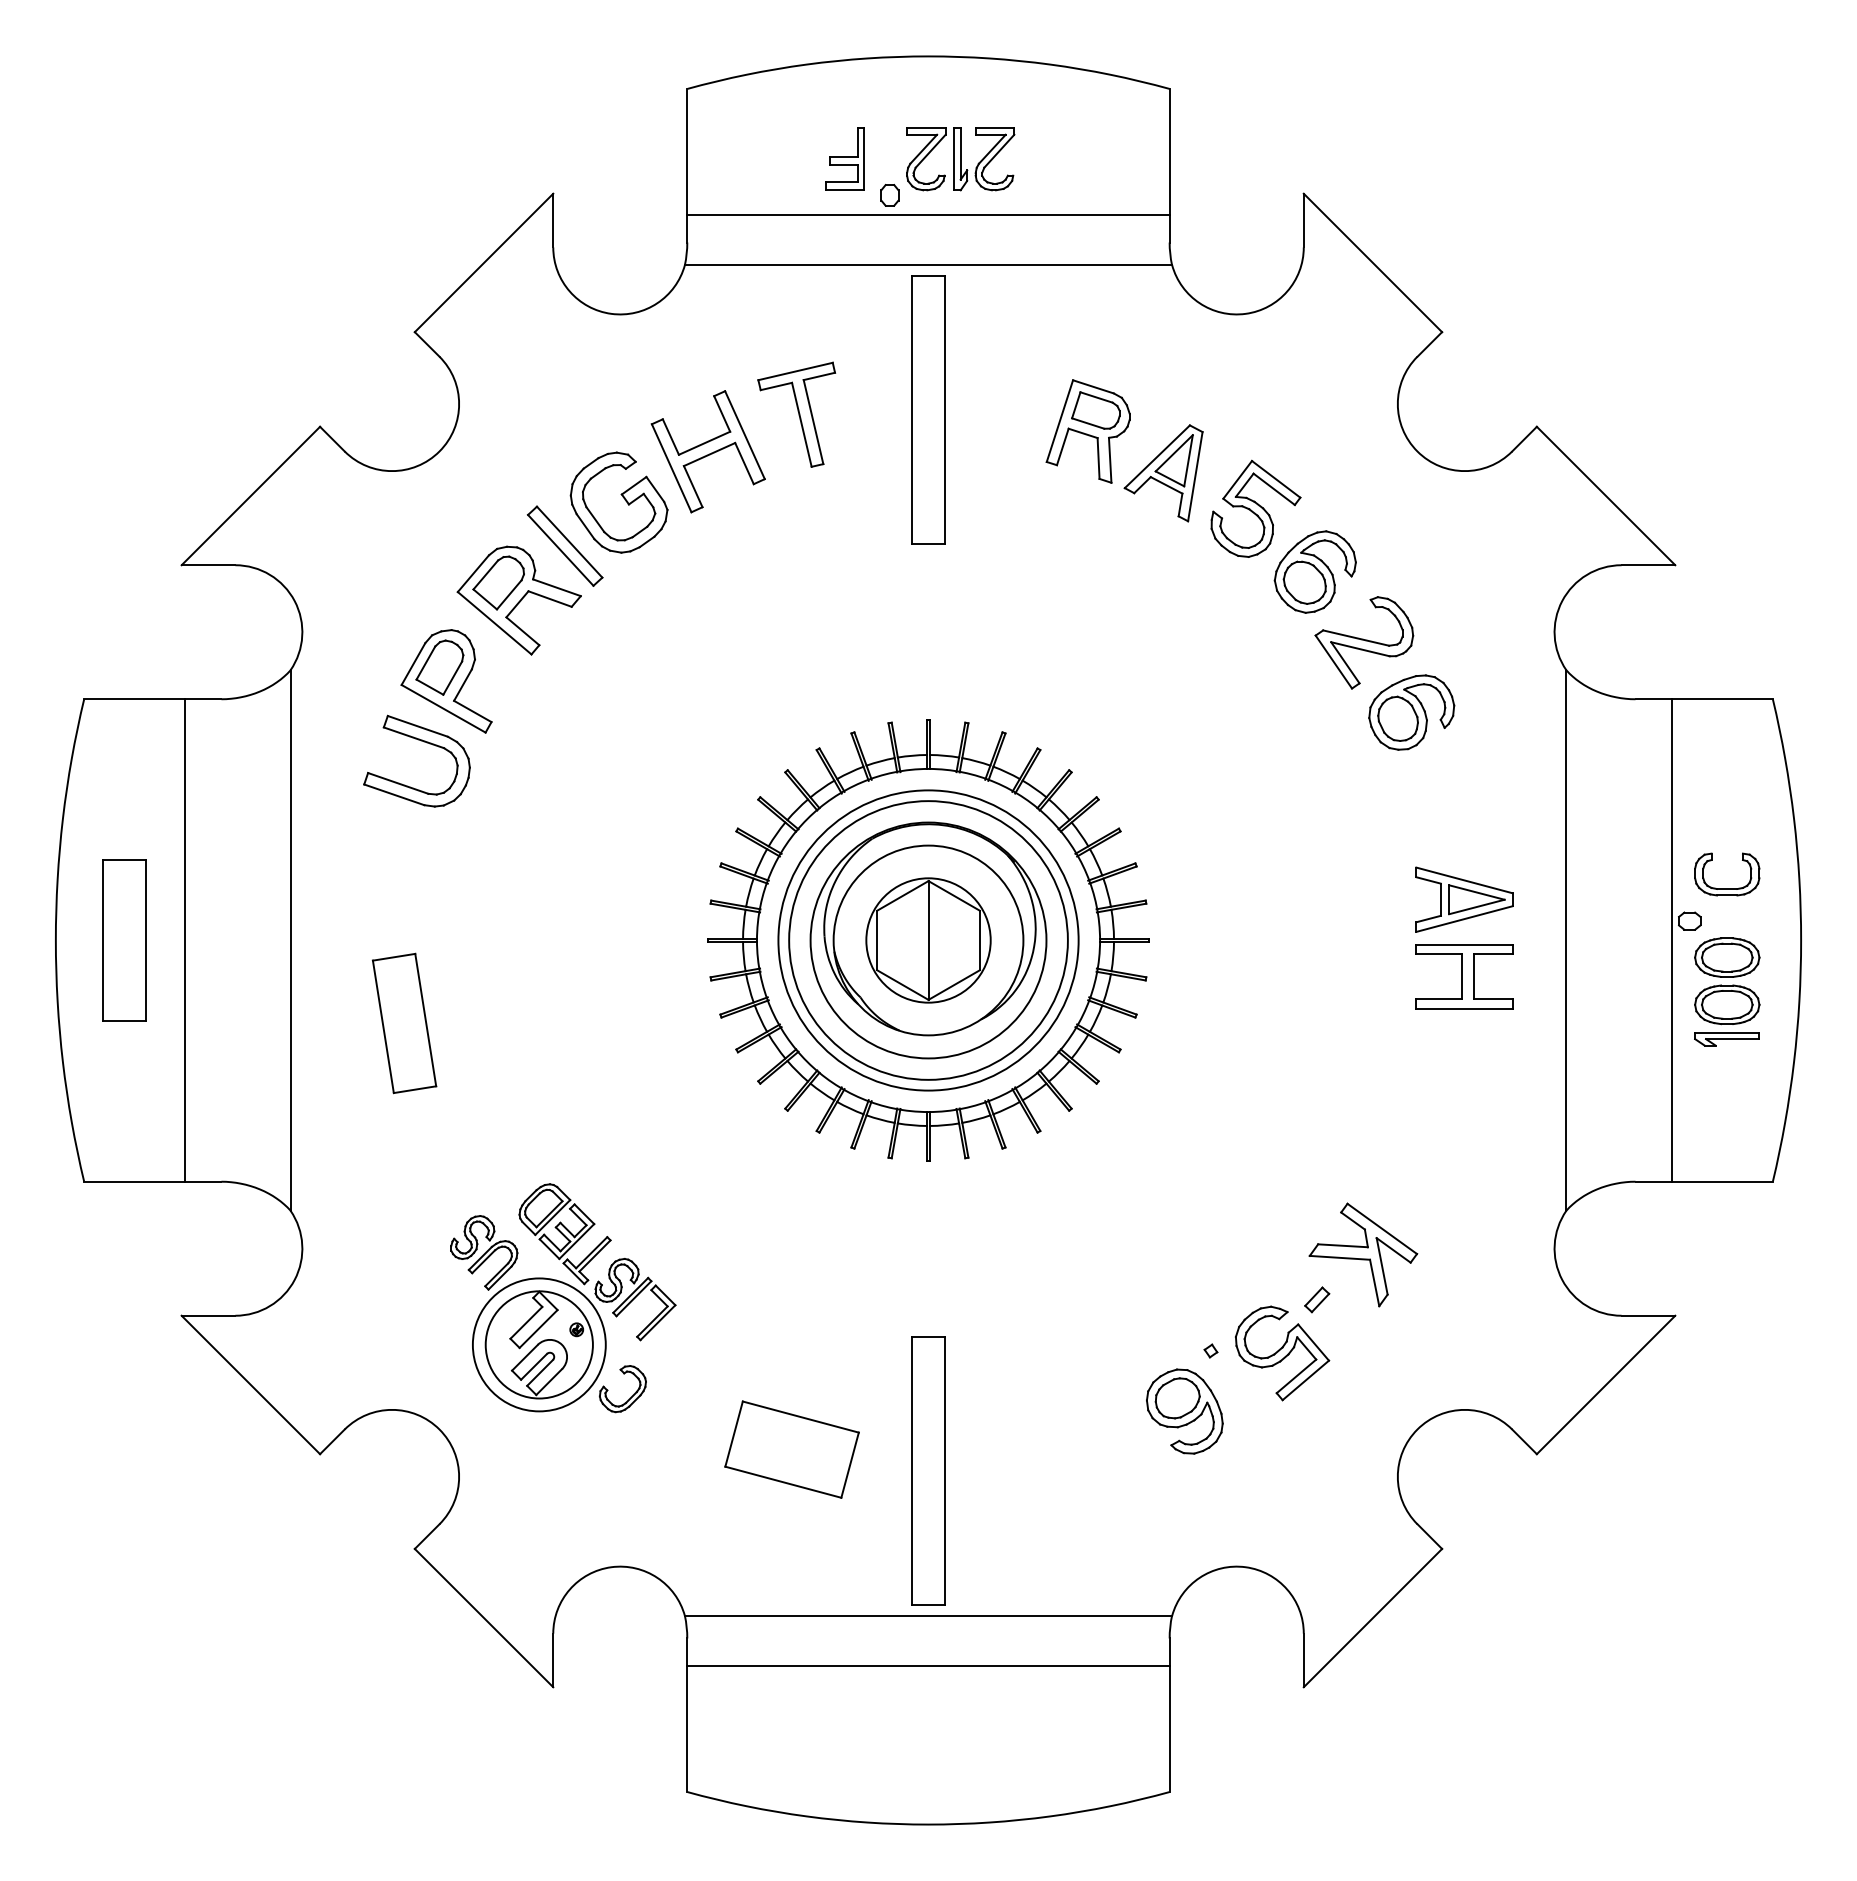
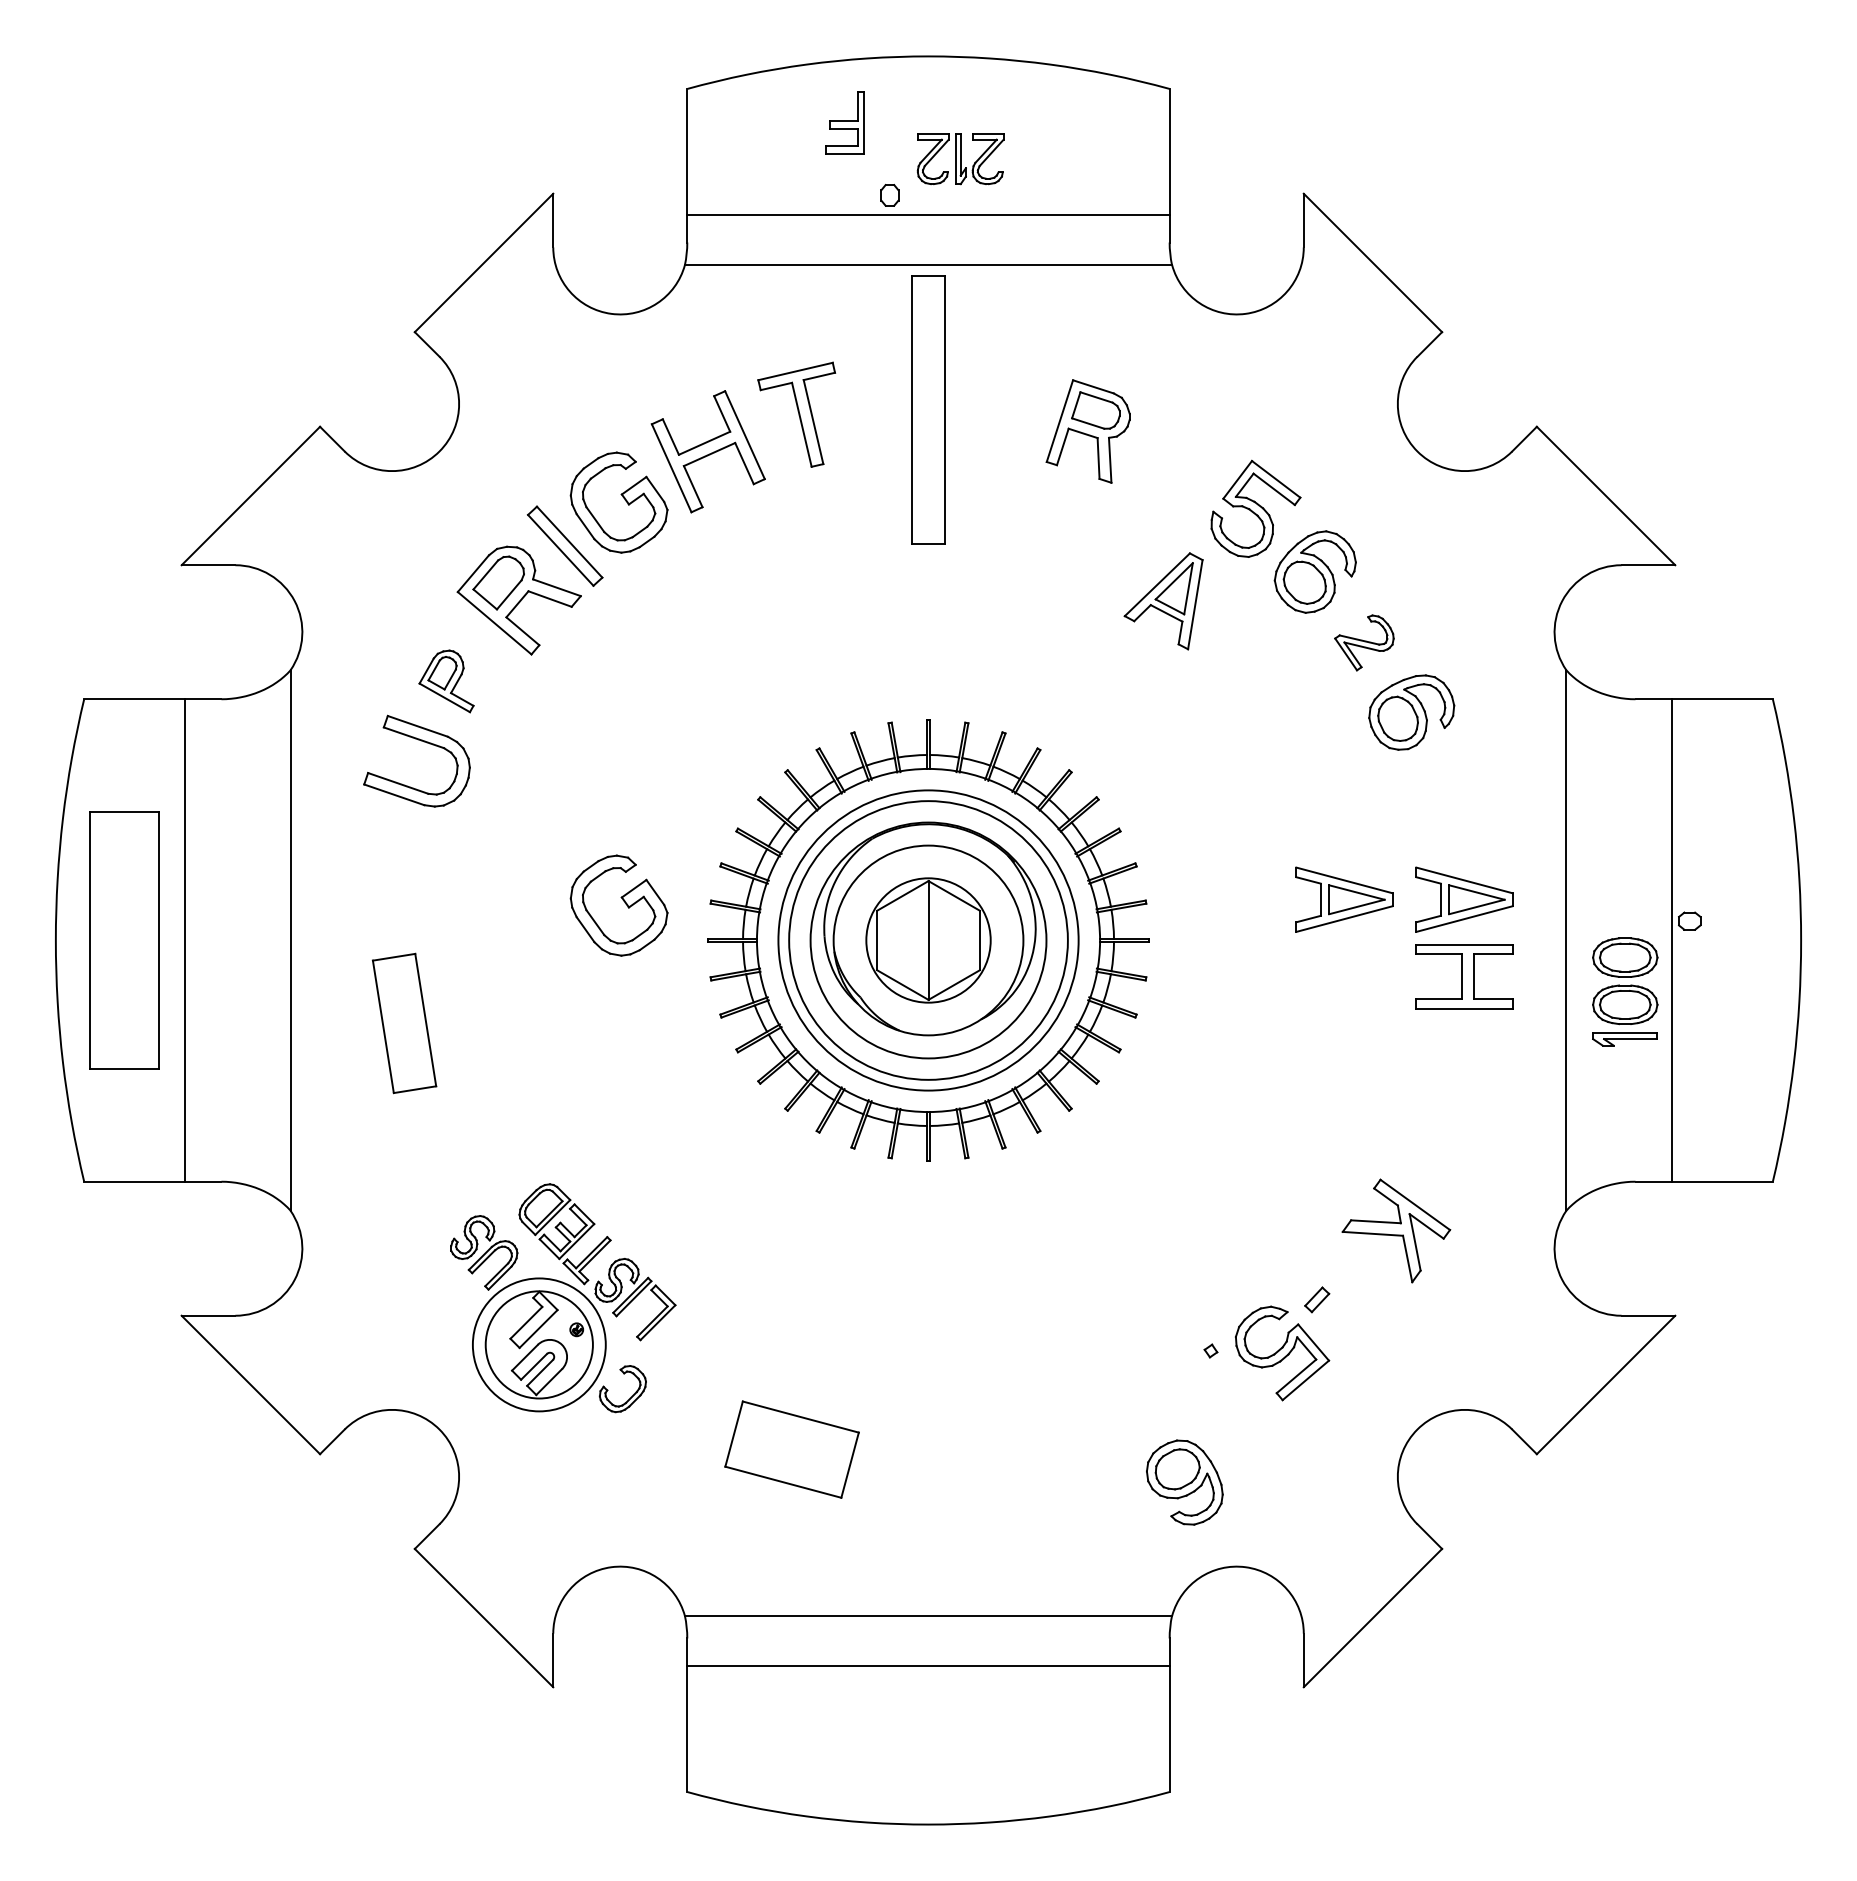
part position: (844, 158) -> (844, 122) (844, 122)
part size: 110x65 px -> 89x53 px (960, 159)
part position: (1163, 473) -> (1163, 601) (1163, 601)
part size: 101x94 px -> 61x58 px (1364, 642)
part size: 93x105 px -> 57x65 px (446, 681)
part: present -> none (1727, 888)
part: none -> present (1344, 899)
part: none -> present (622, 900)
part size: 45x163 px -> 71x259 px (124, 940)
part position: (1727, 991) -> (1625, 991) (1625, 991)
part position: (1363, 1254) -> (1396, 1230) (1396, 1230)
part position: (1184, 1411) -> (1184, 1482) (1184, 1482)
part: present -> none (928, 1470)
